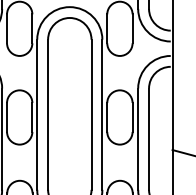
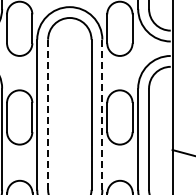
line: solid -> dashed (48, 115)
line: solid -> dashed (102, 115)
